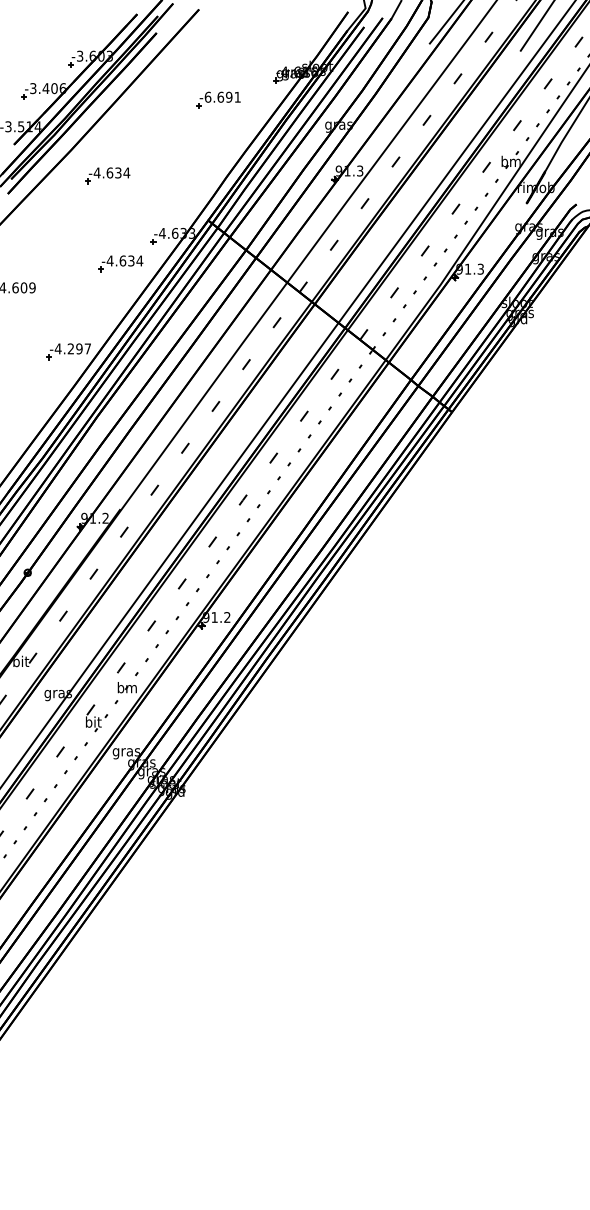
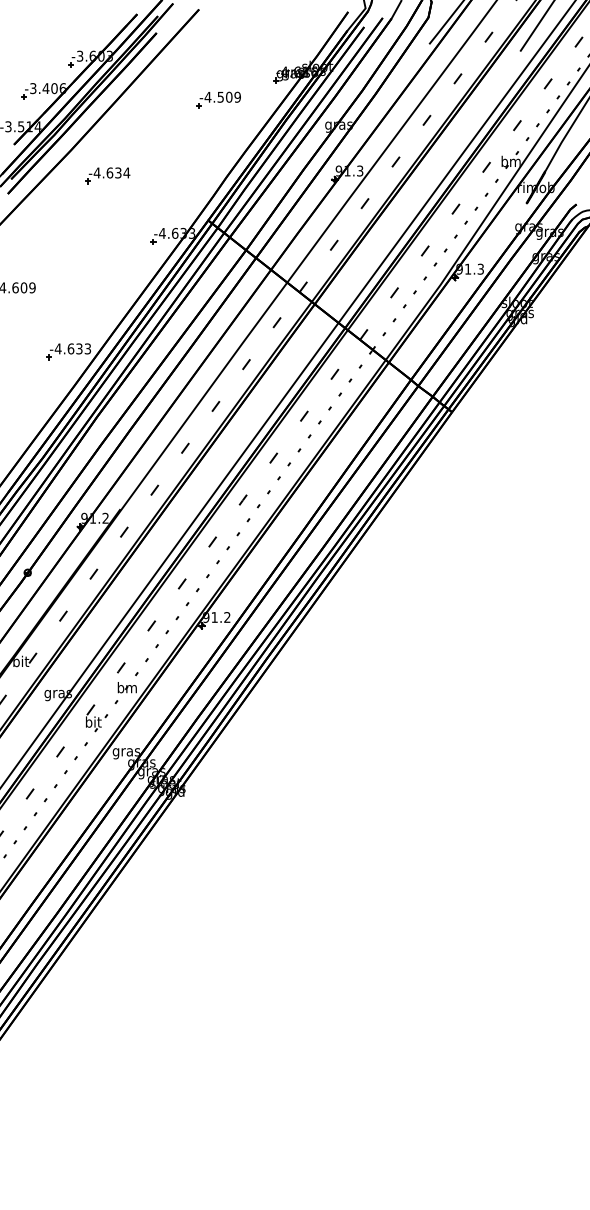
text: -6.691 -> -4.509 (222, 96)
part: present -> none (120, 263)
text: -4.297 -> -4.633 (79, 348)
